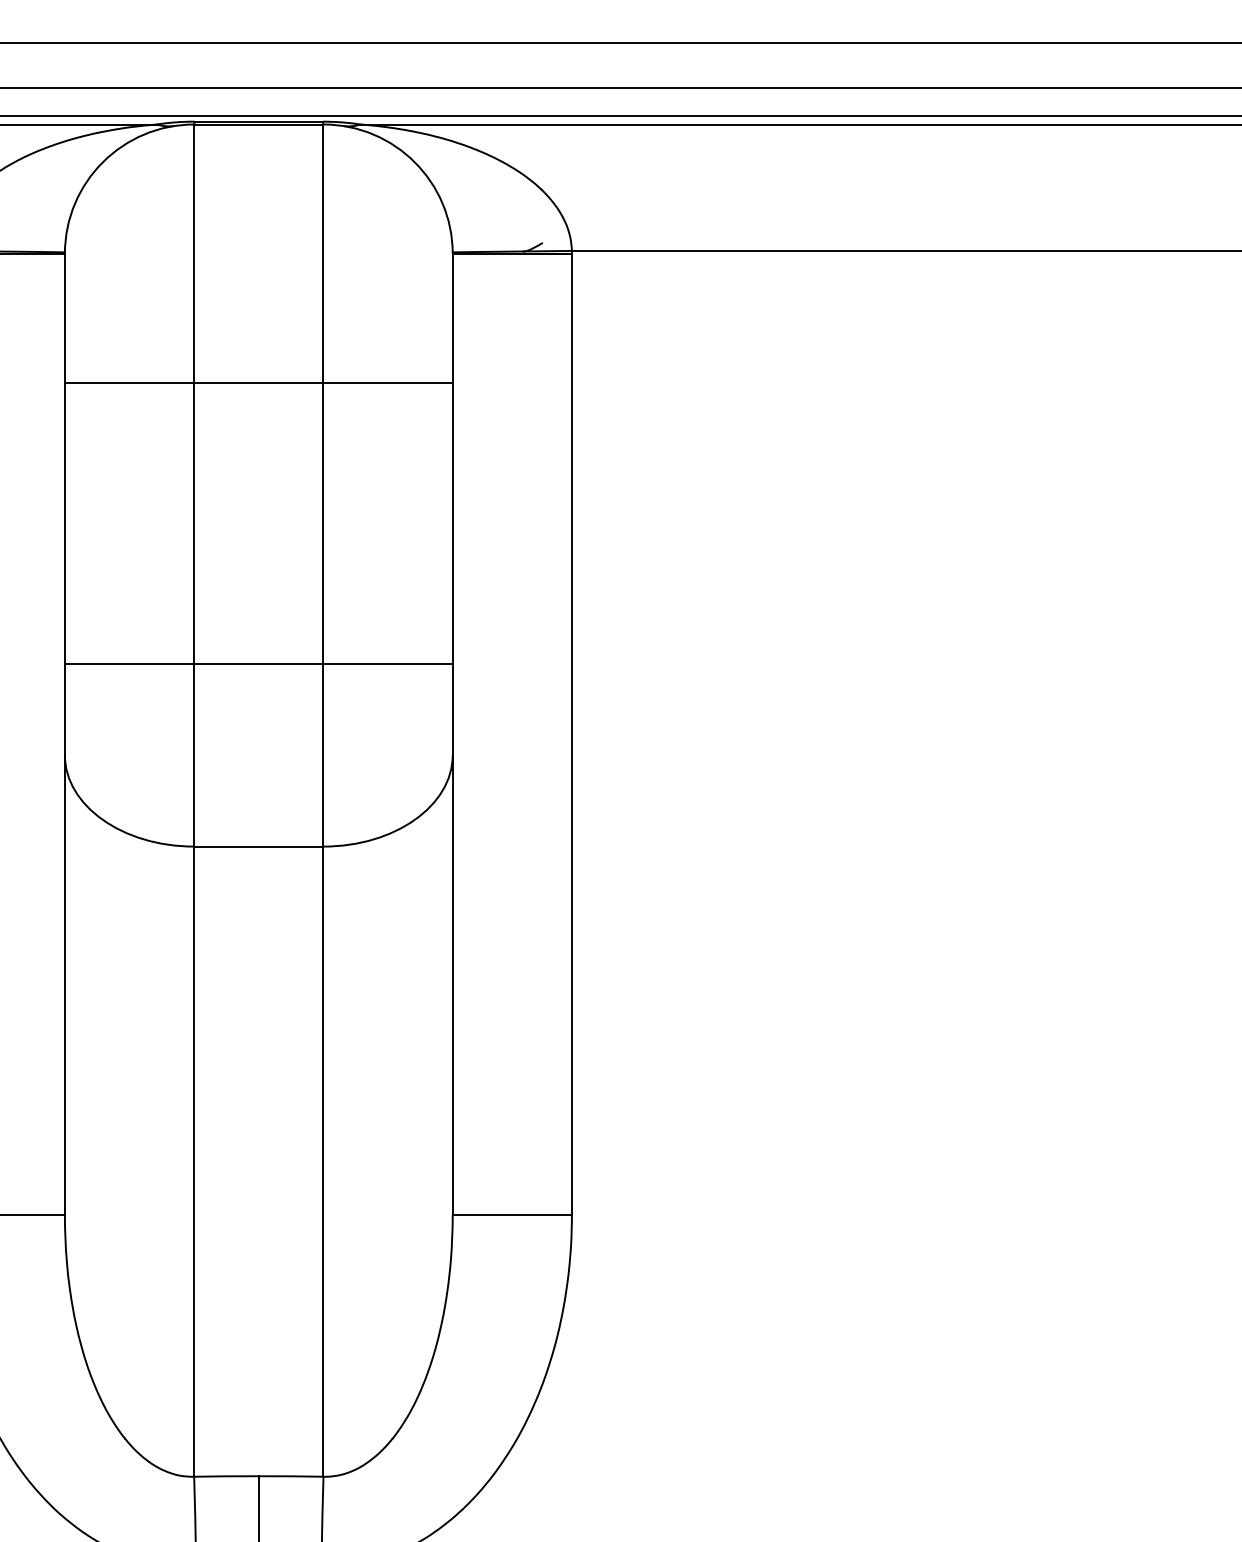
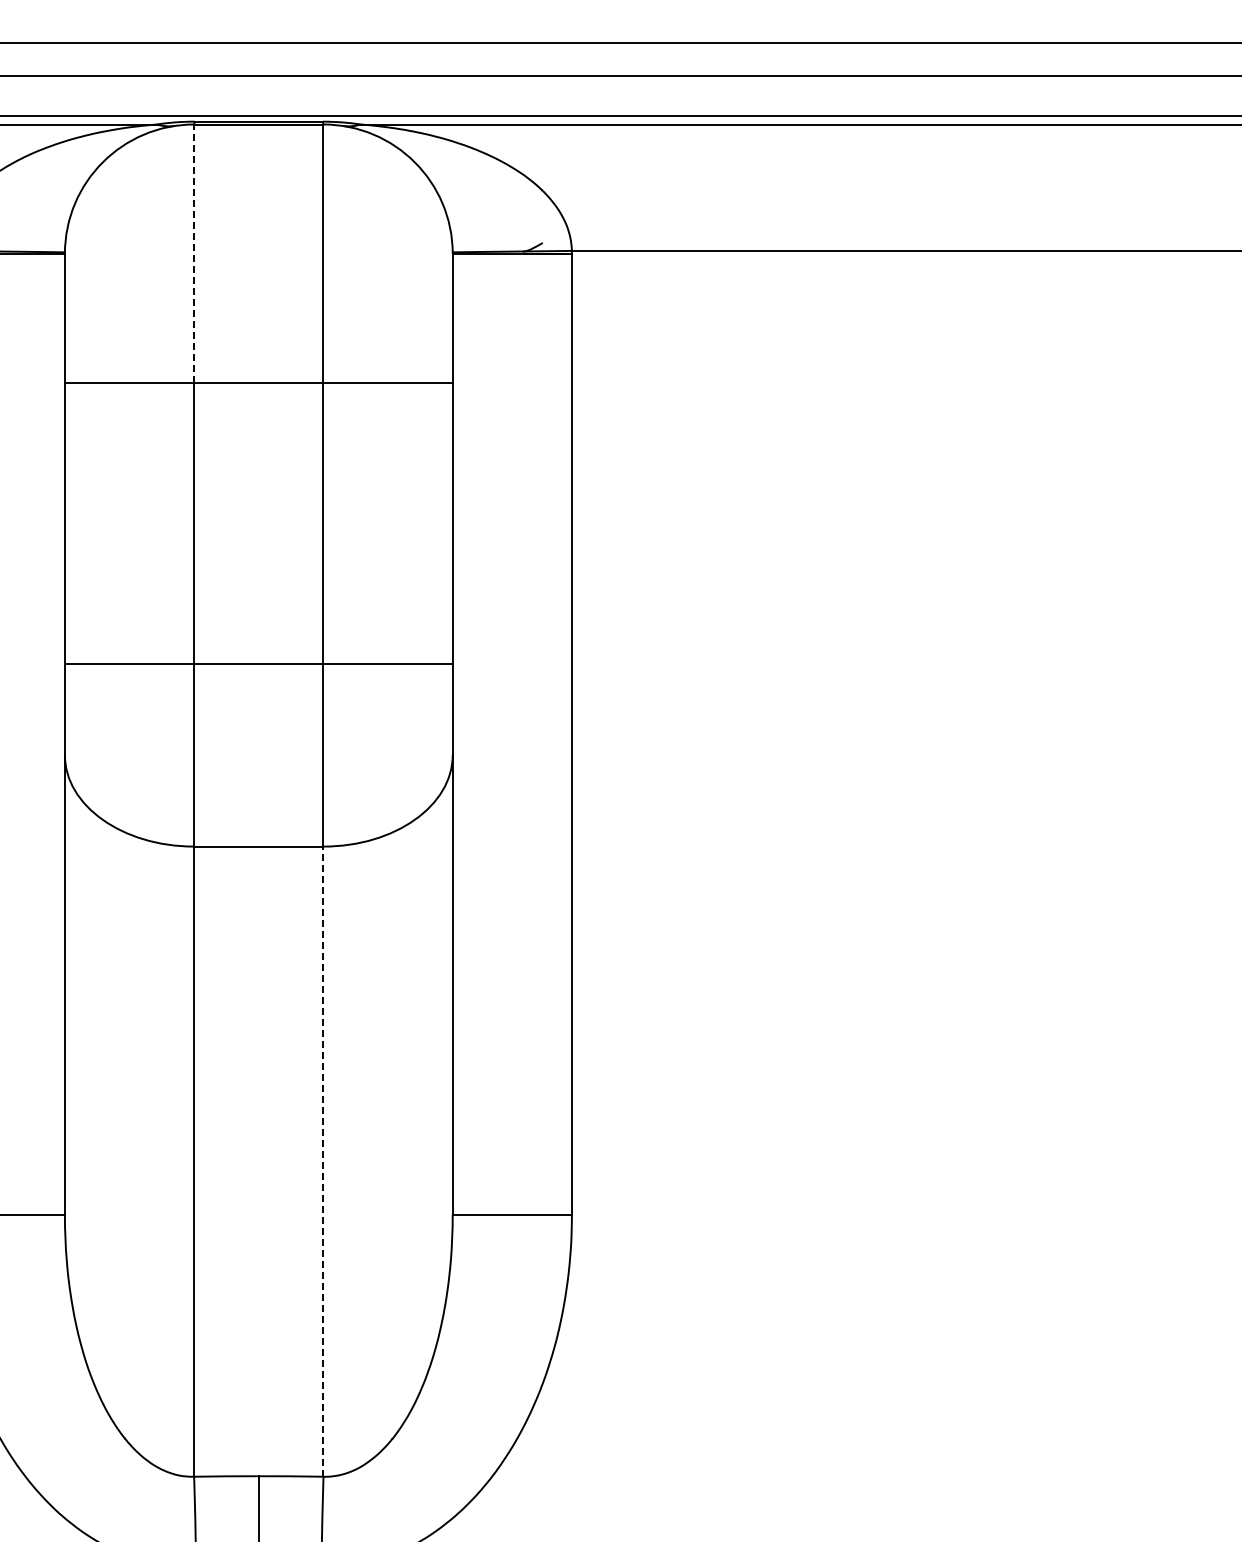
line position: (620, 88) -> (620, 76) (620, 76)
line: solid -> dashed (194, 253)
line: solid -> dashed (323, 1161)
